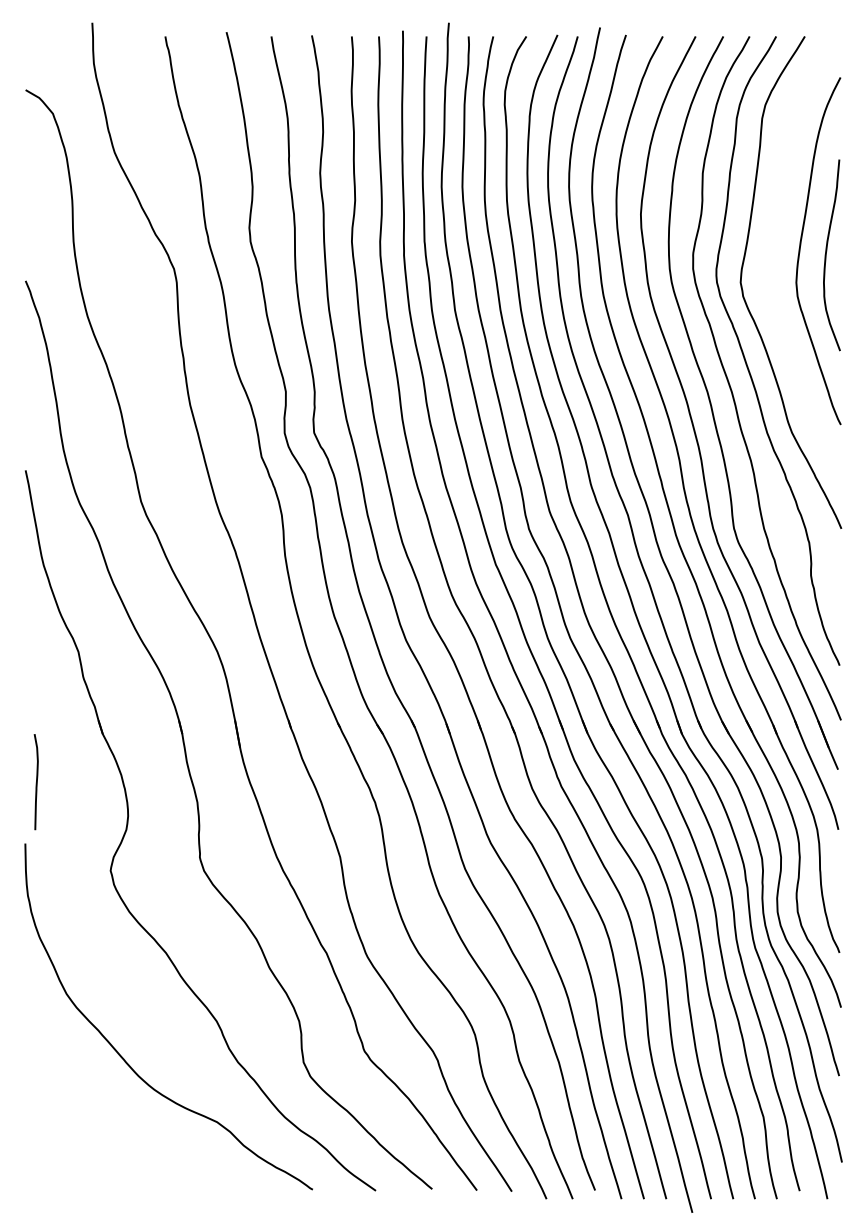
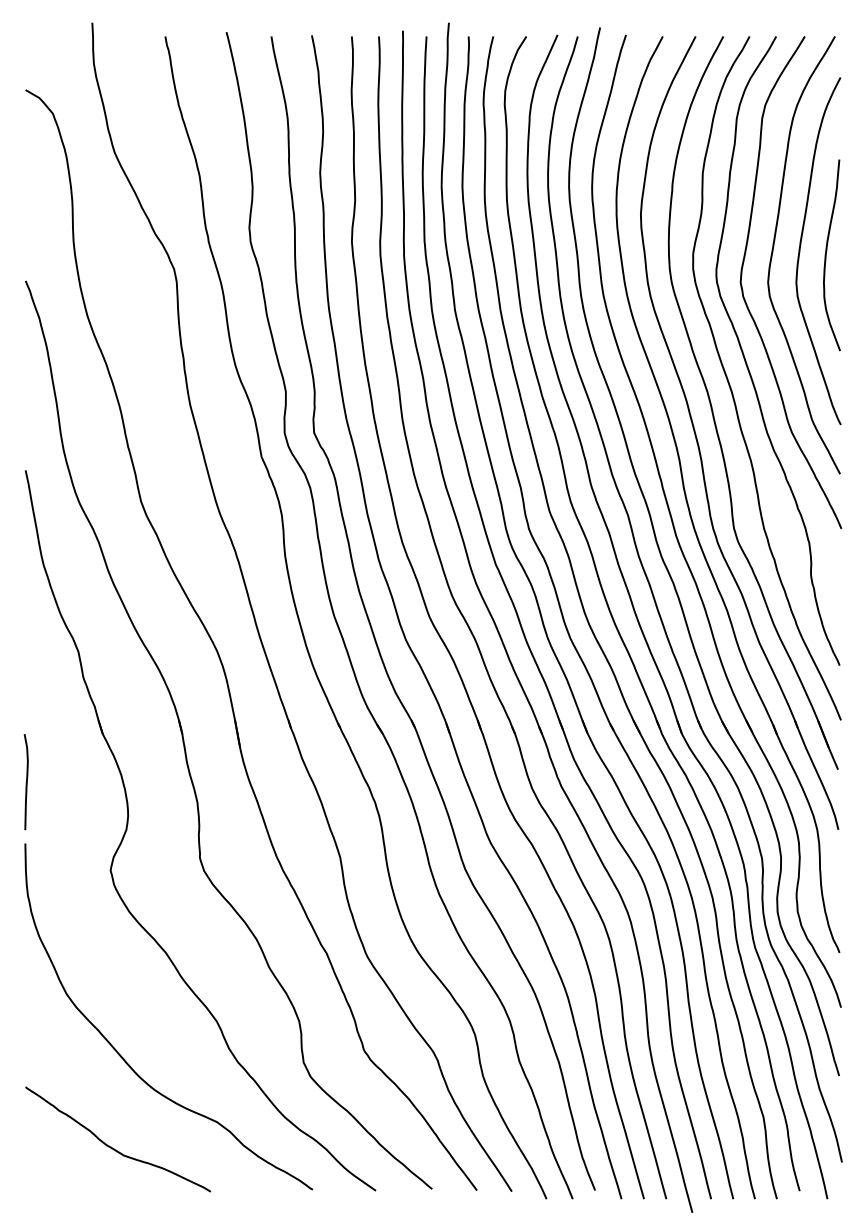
curve: none -> present (773, 252)
curve position: (36, 782) -> (26, 782) (26, 782)
curve: none -> present (111, 1146)
